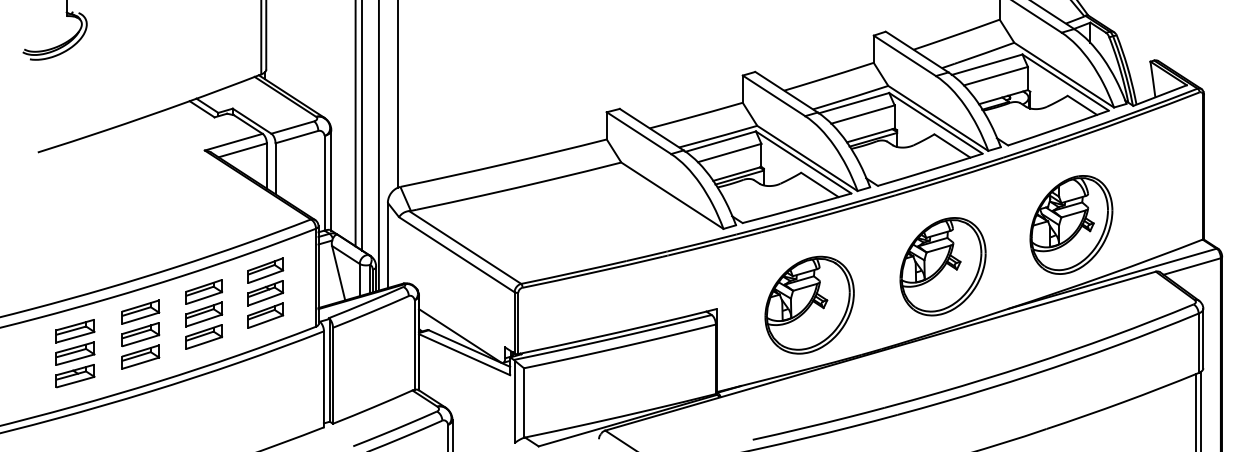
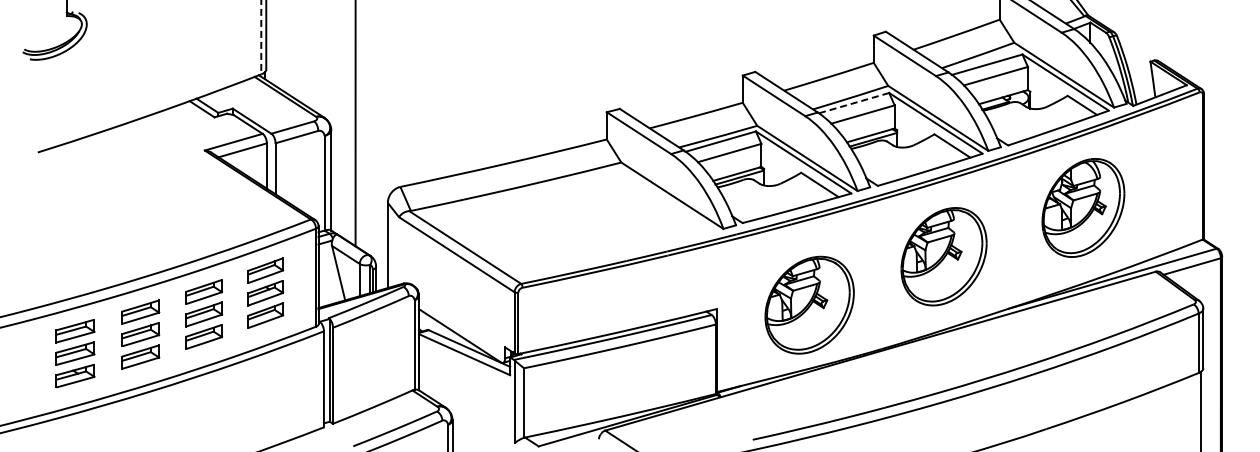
line: solid -> dashed (261, 37)
line: present -> none (398, 94)
line: solid -> dashed (854, 103)
line: present -> none (362, 126)
line: present -> none (378, 146)
part position: (1071, 224) -> (1083, 207) (1083, 207)
part position: (942, 266) -> (943, 256) (943, 256)
line: present -> none (1196, 410)
